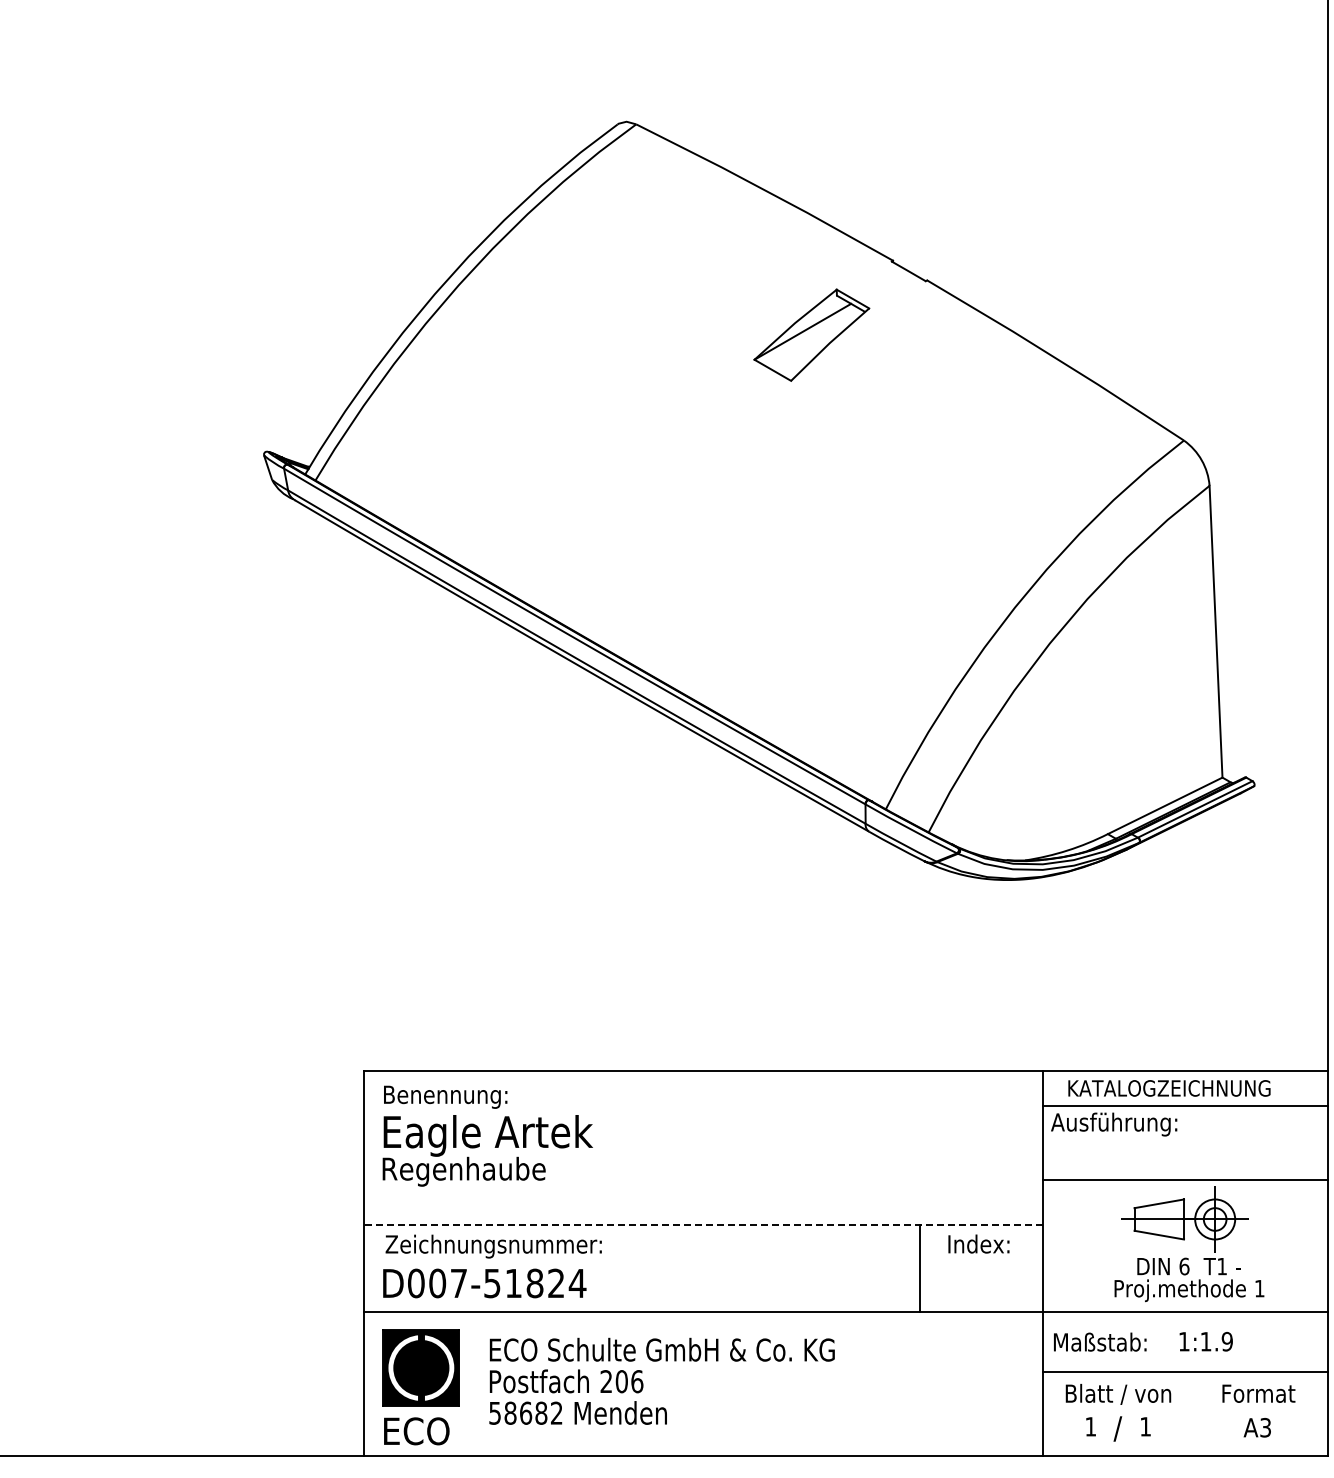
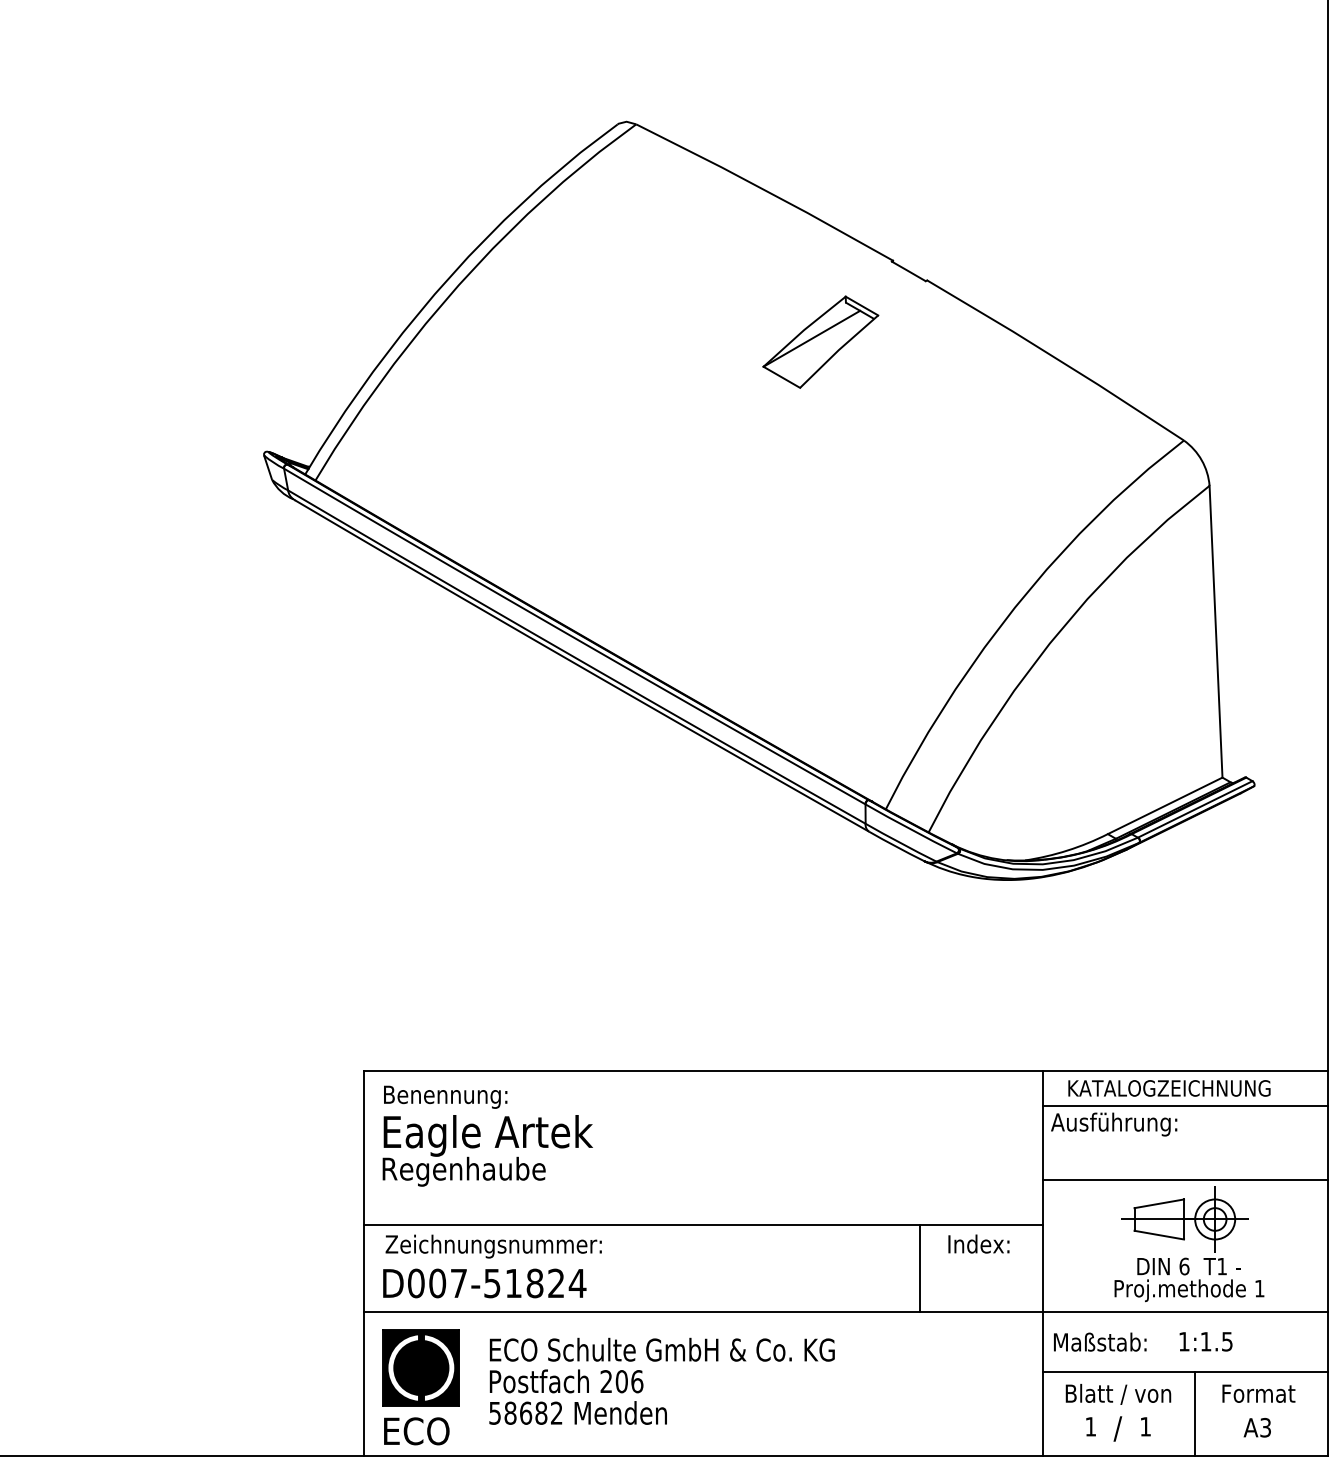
part position: (811, 334) -> (820, 341) (820, 341)
line: dashed -> solid (703, 1224)
text: 1:1.9 -> 1:1.5 (1226, 1341)
line: none -> present (1195, 1413)
